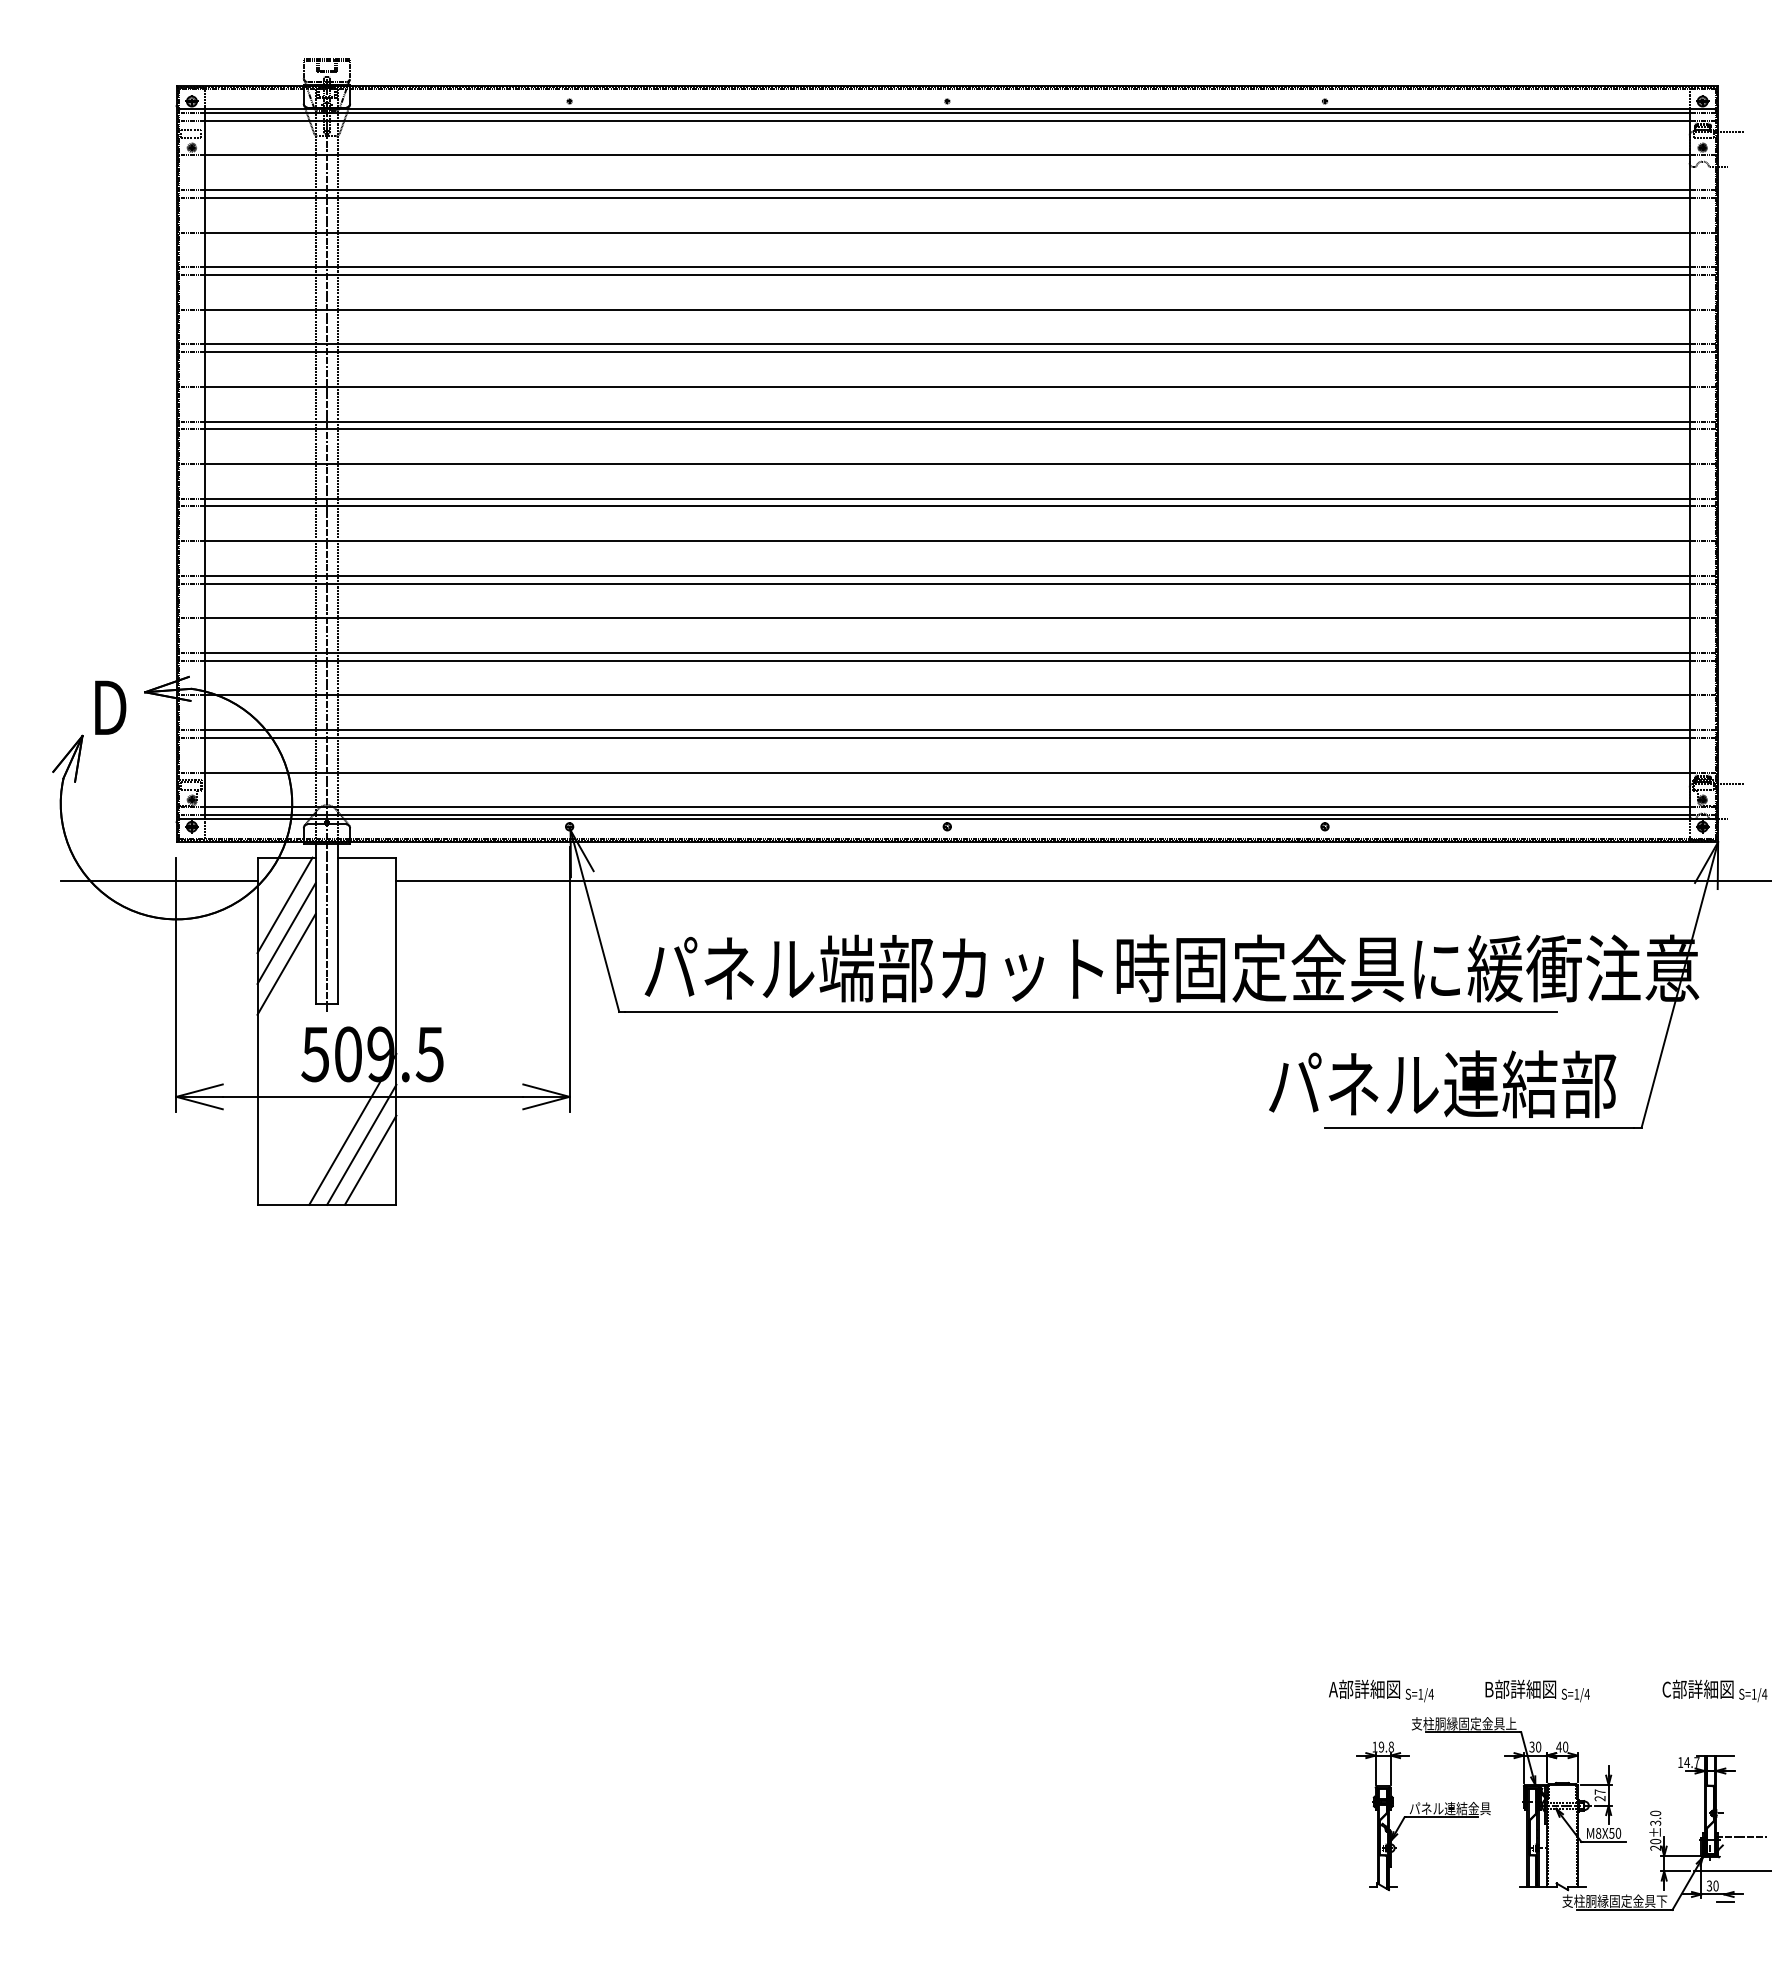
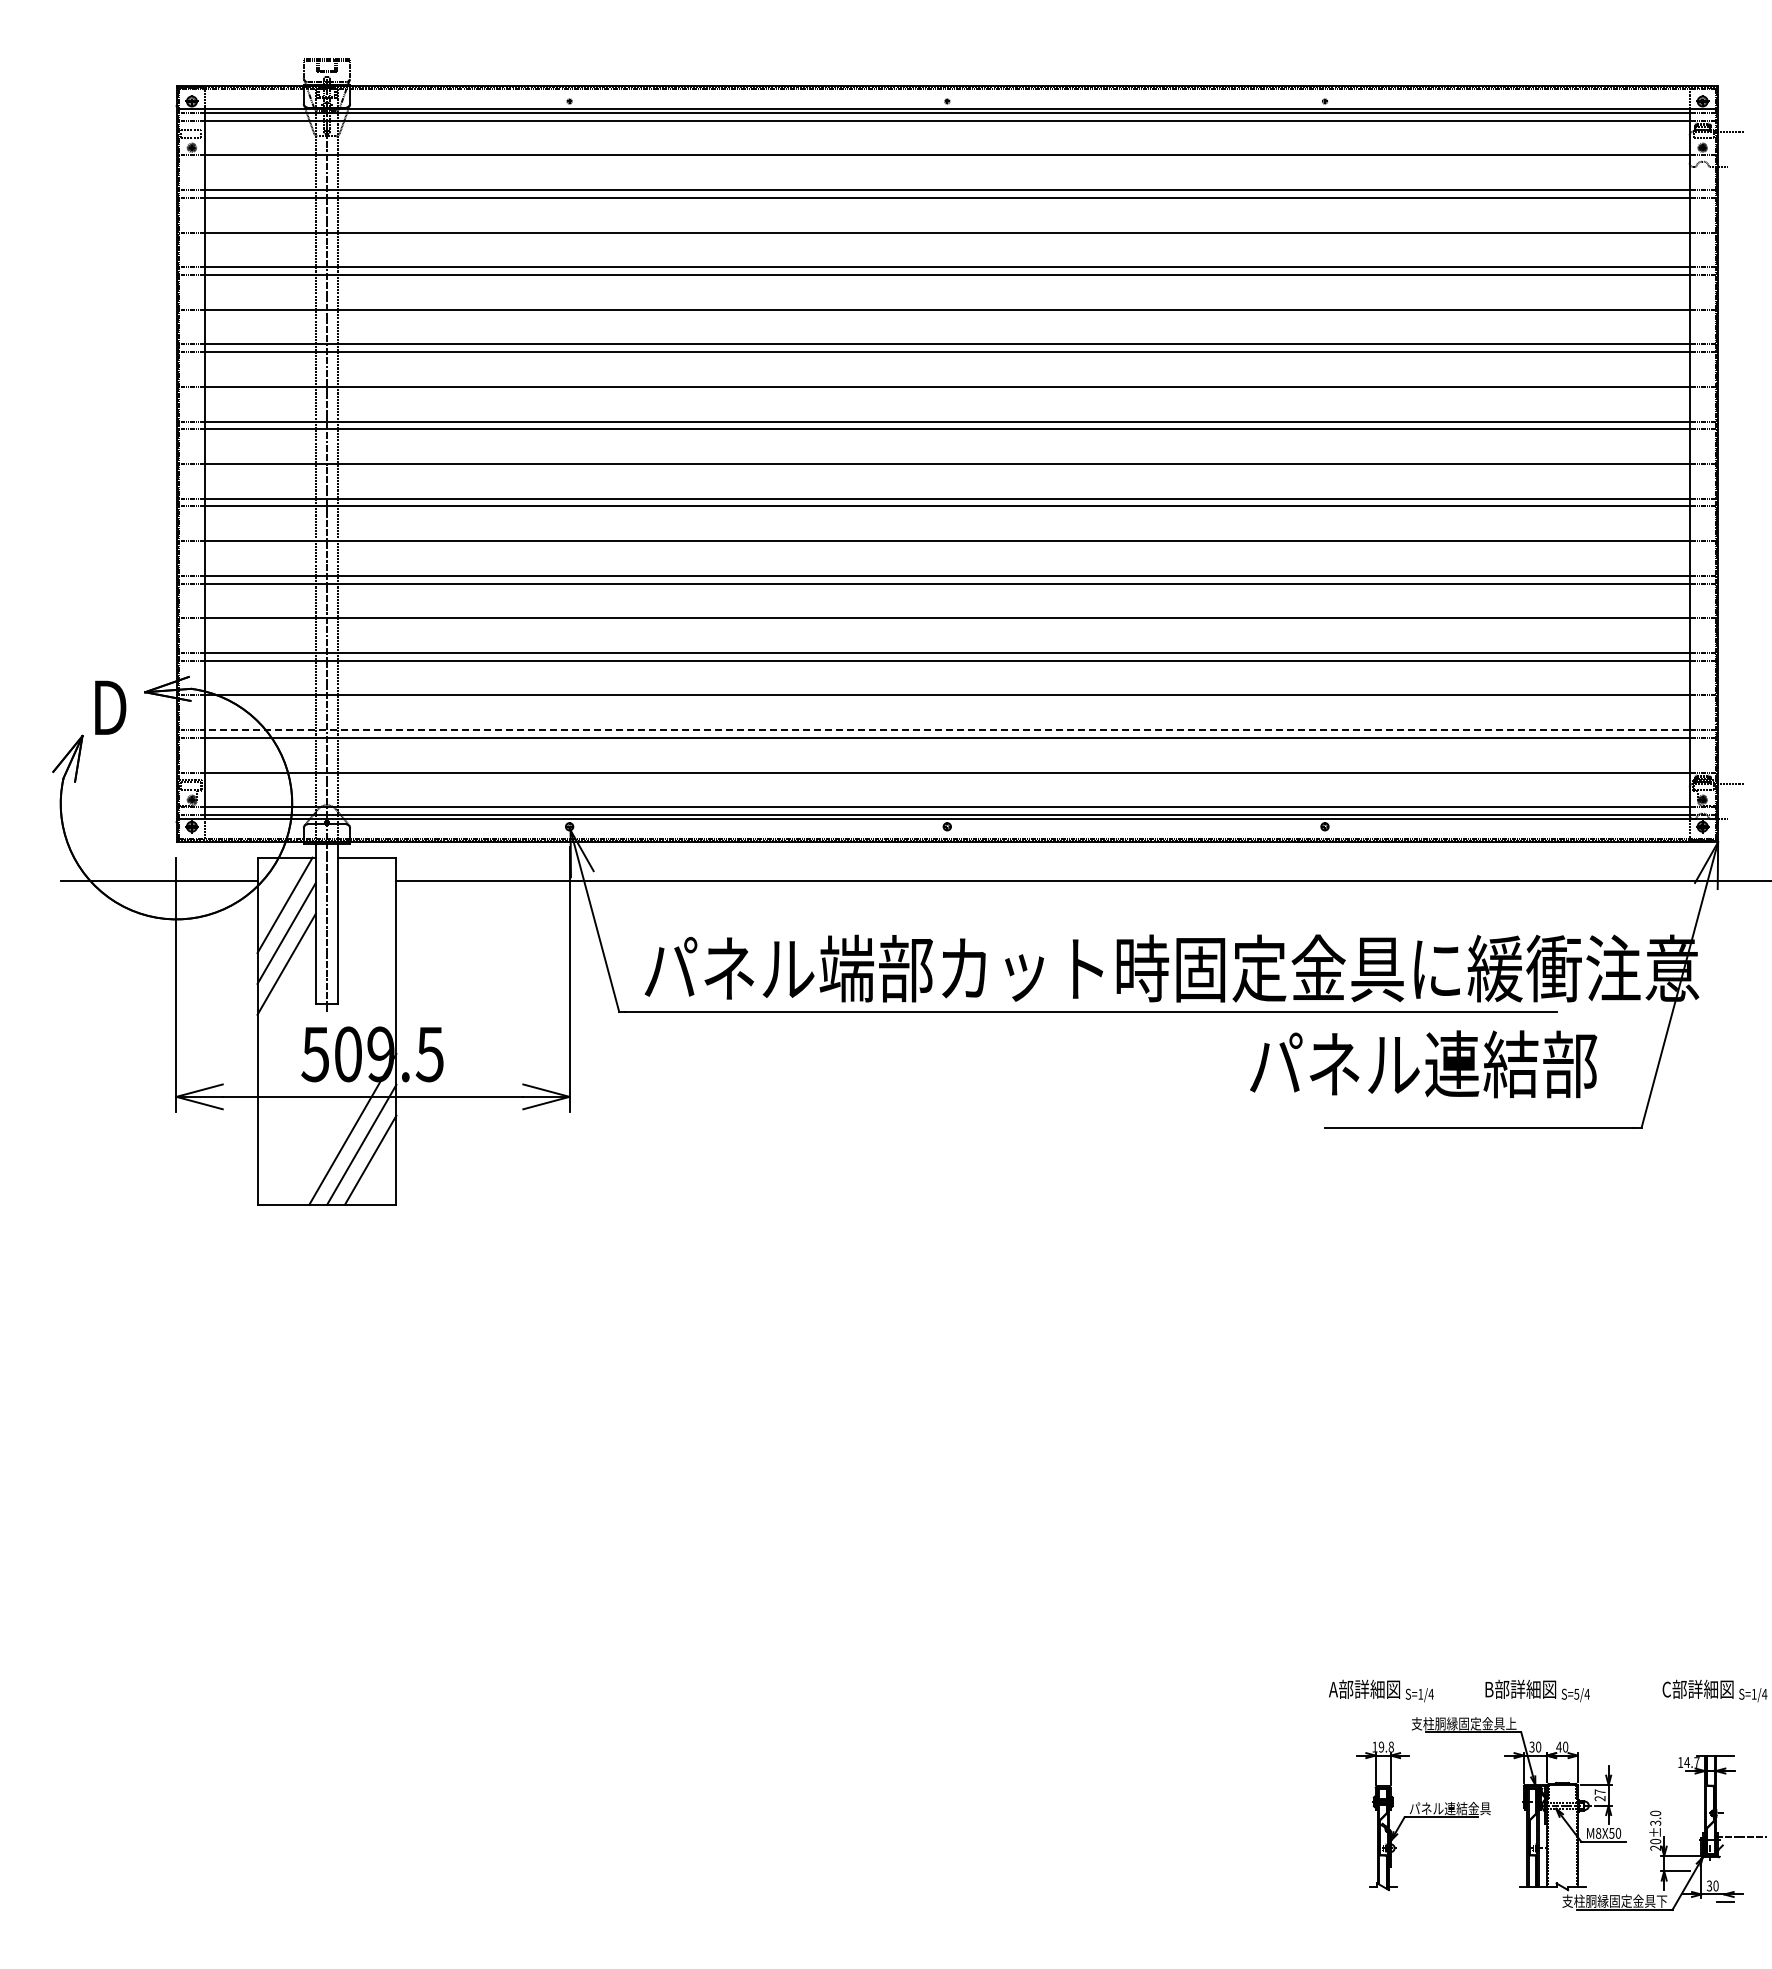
line: solid -> dashed (946, 730)
text position: (1442, 1084) -> (1423, 1064) (1423, 1064)
text: S=1/4 -> S=5/4 (1576, 1694)
line: present -> none (1730, 1871)
